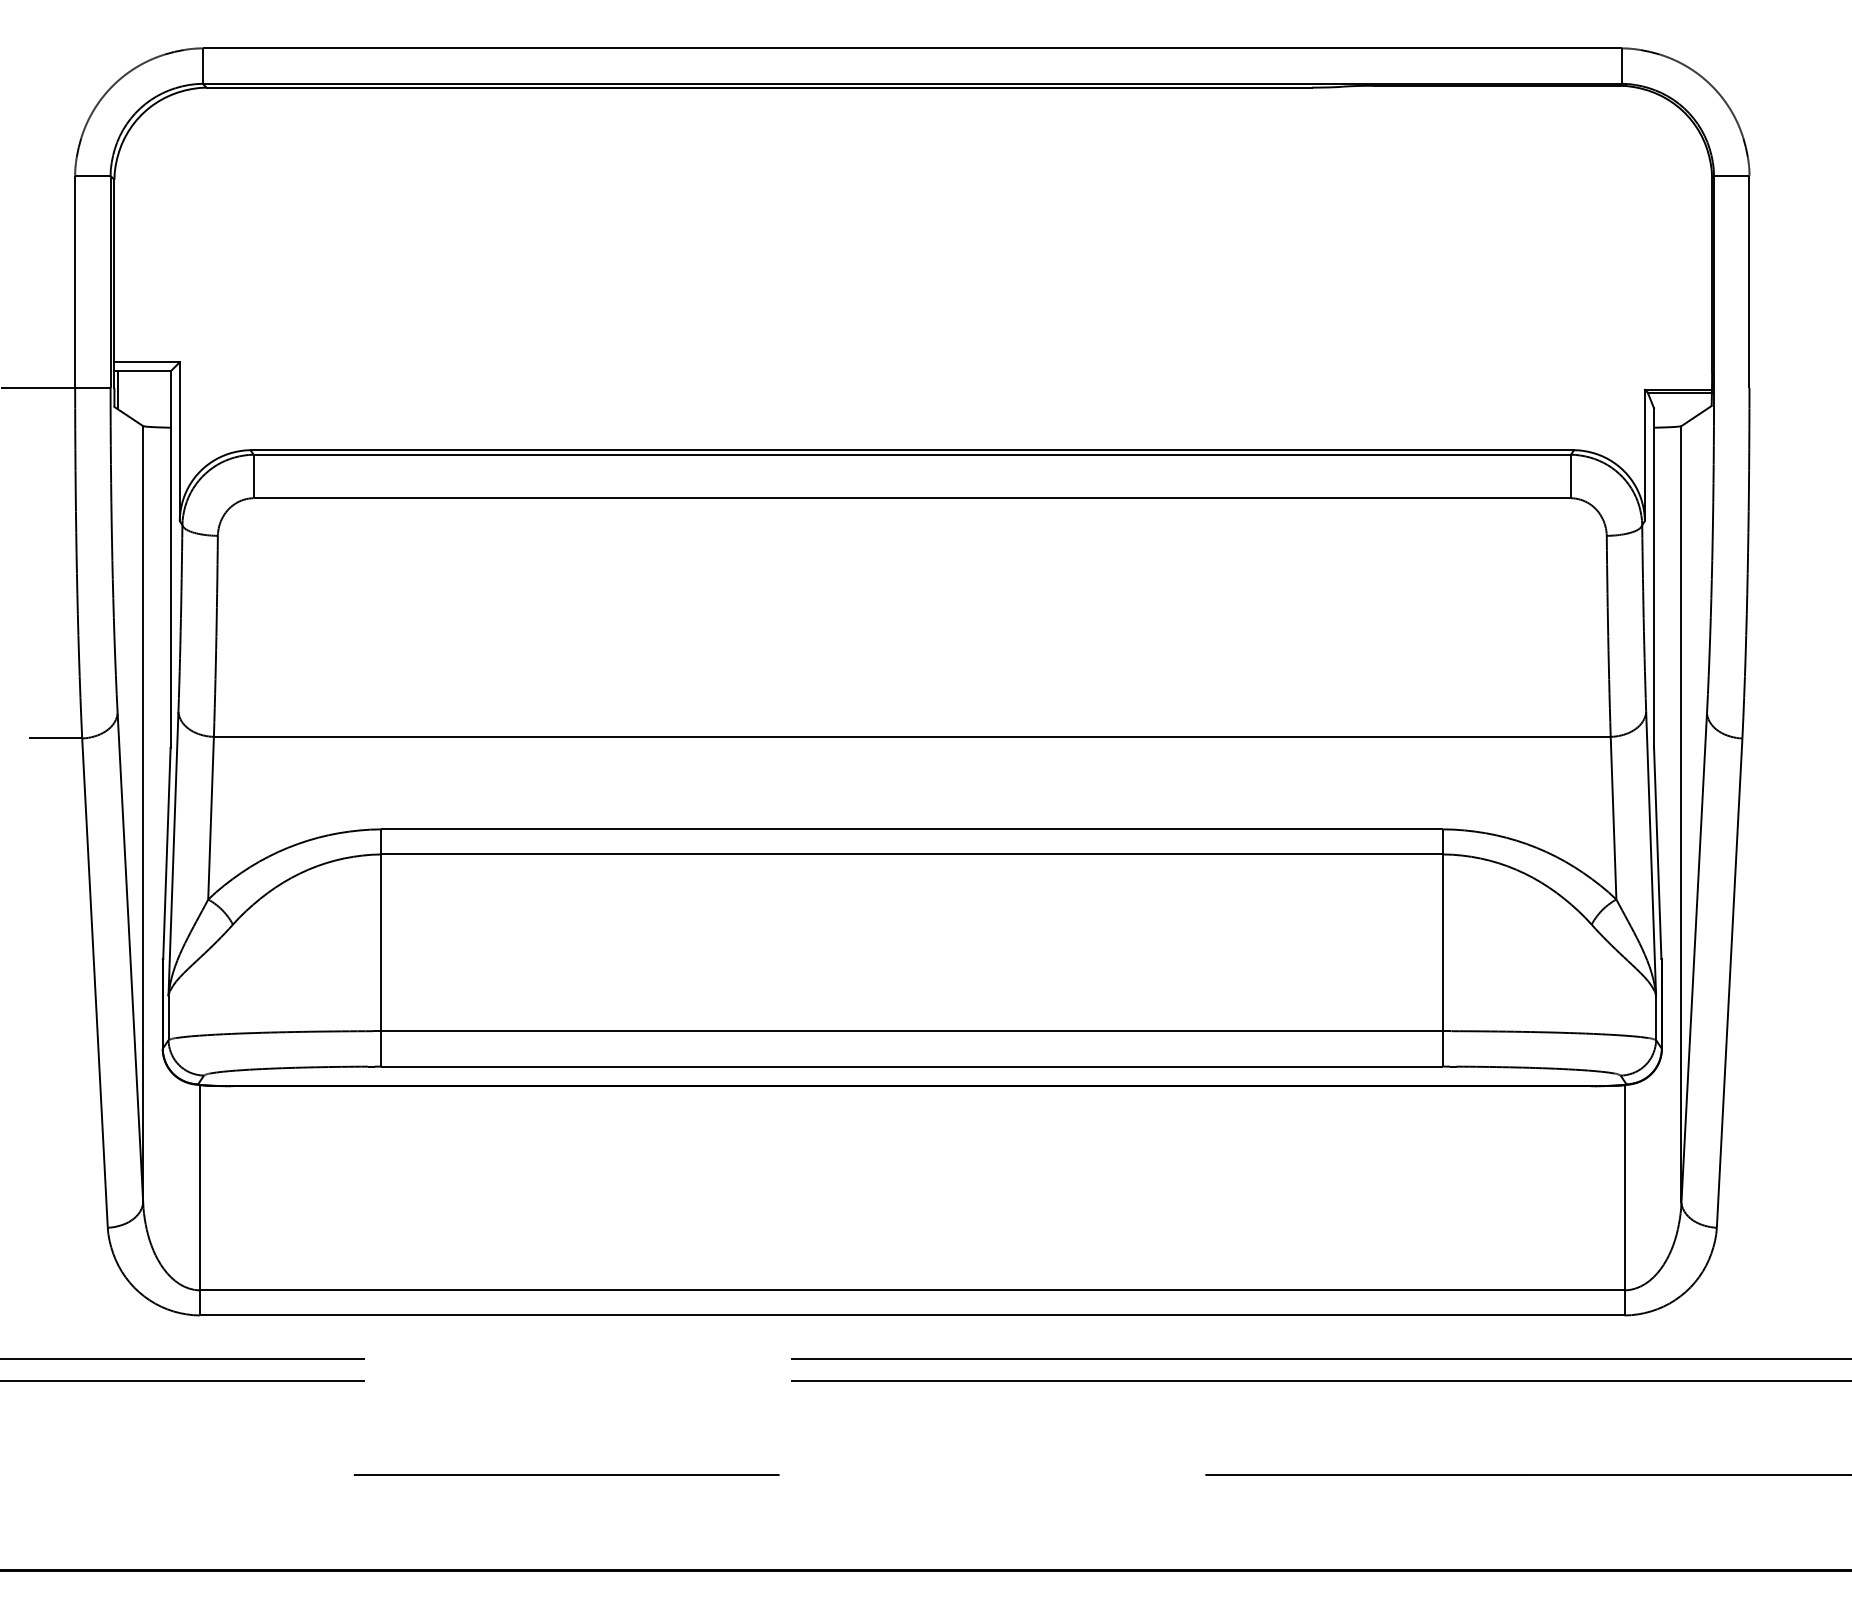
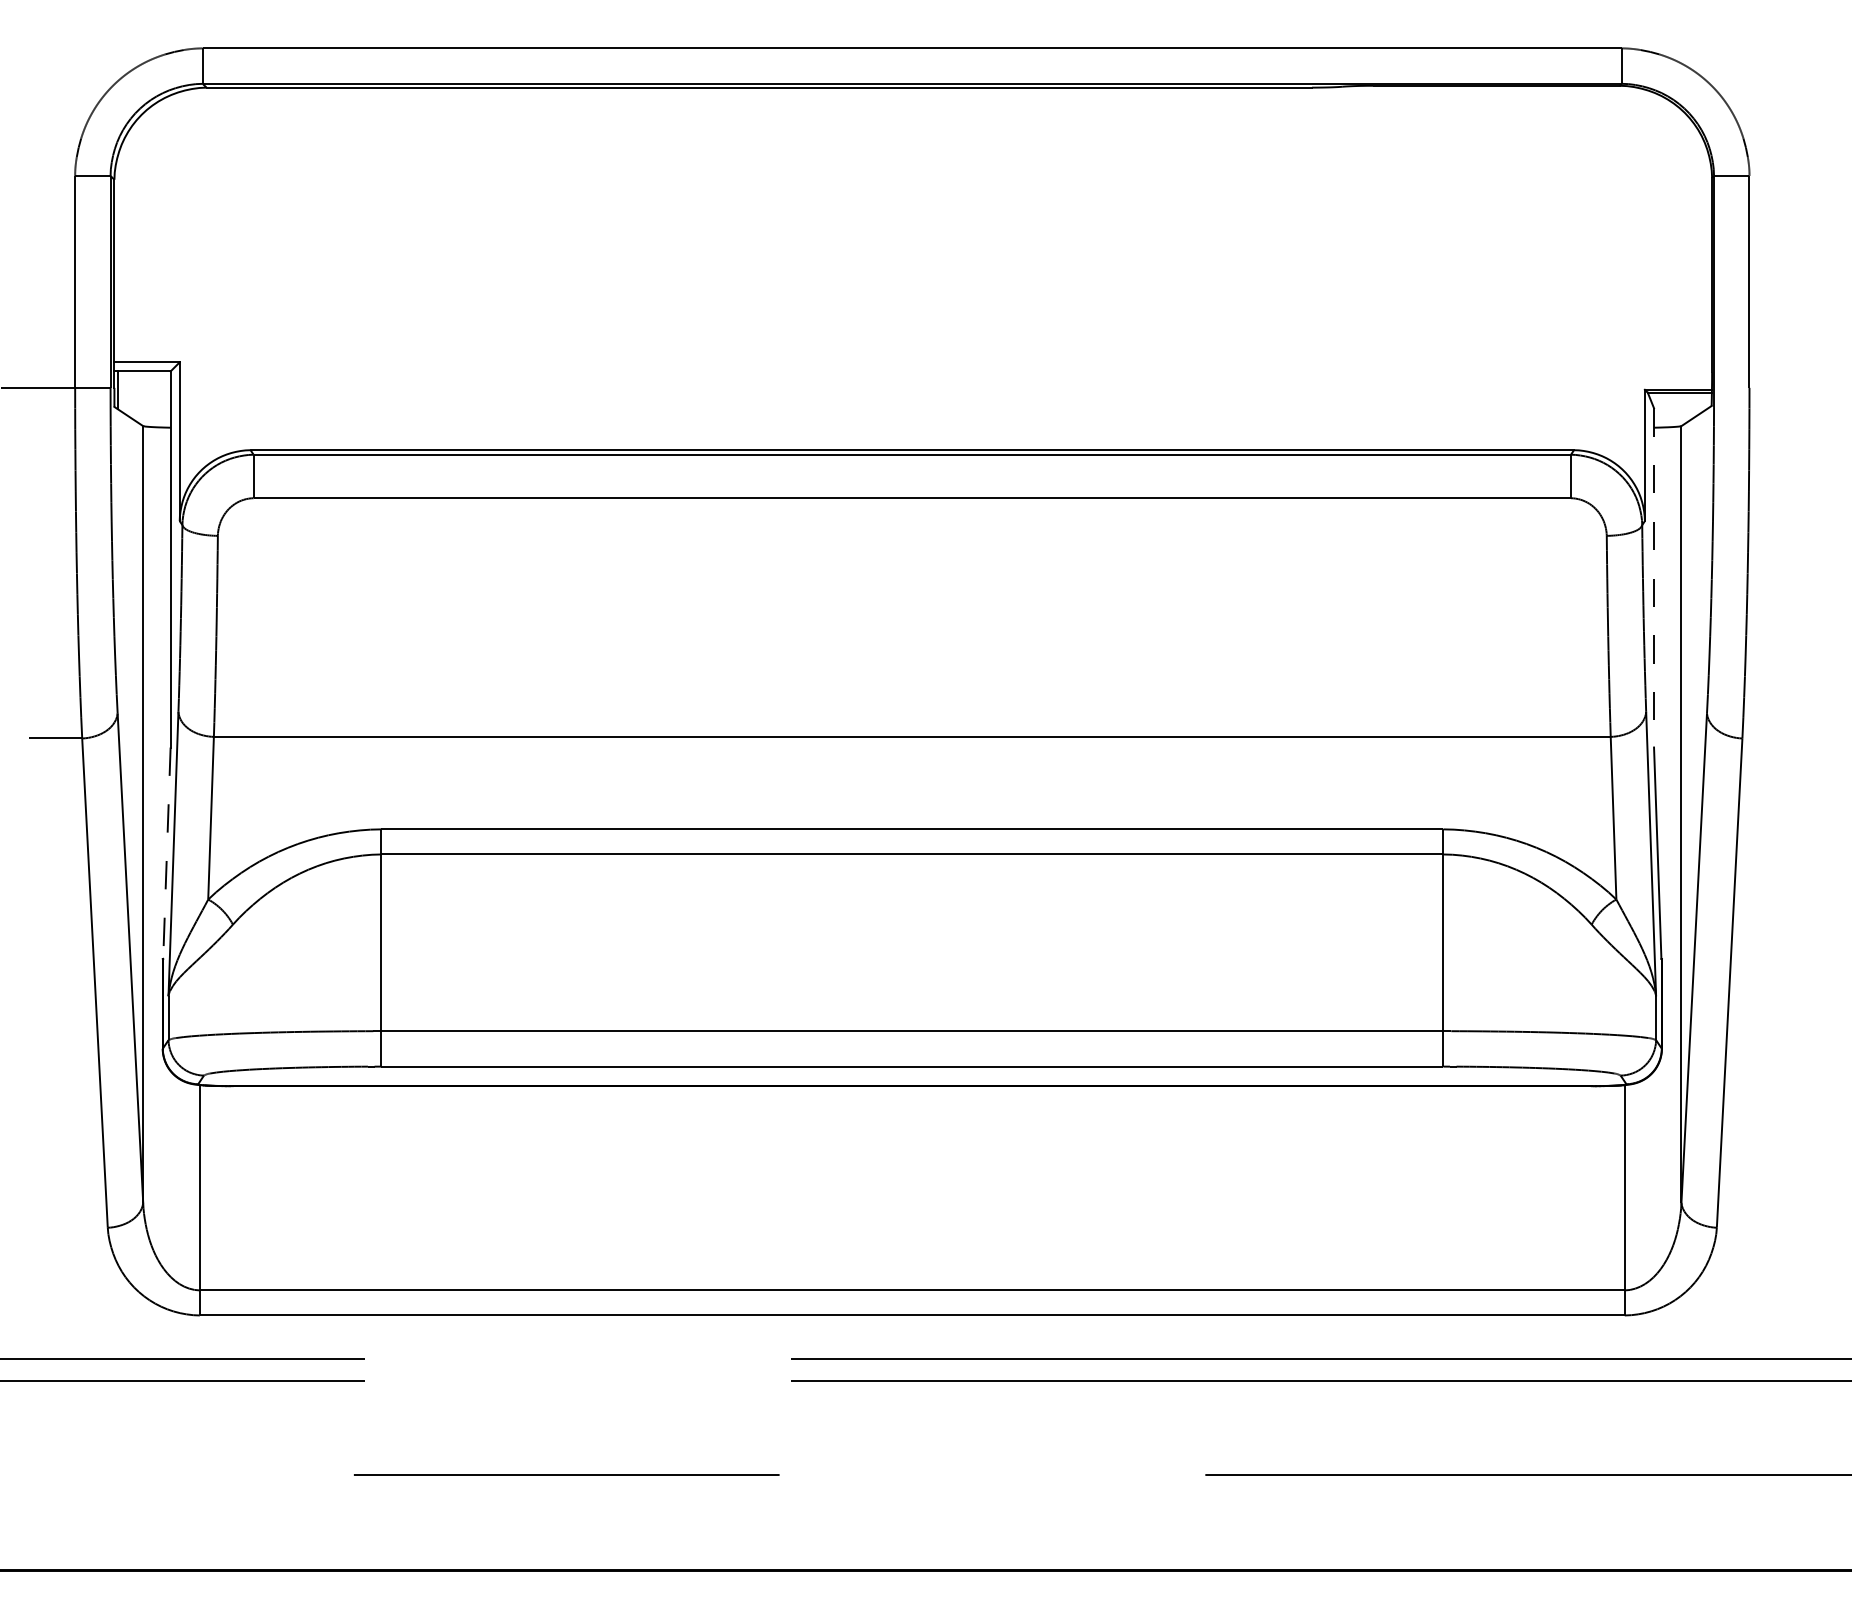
line: solid -> dashed (1654, 577)
line: solid -> dashed (166, 853)
